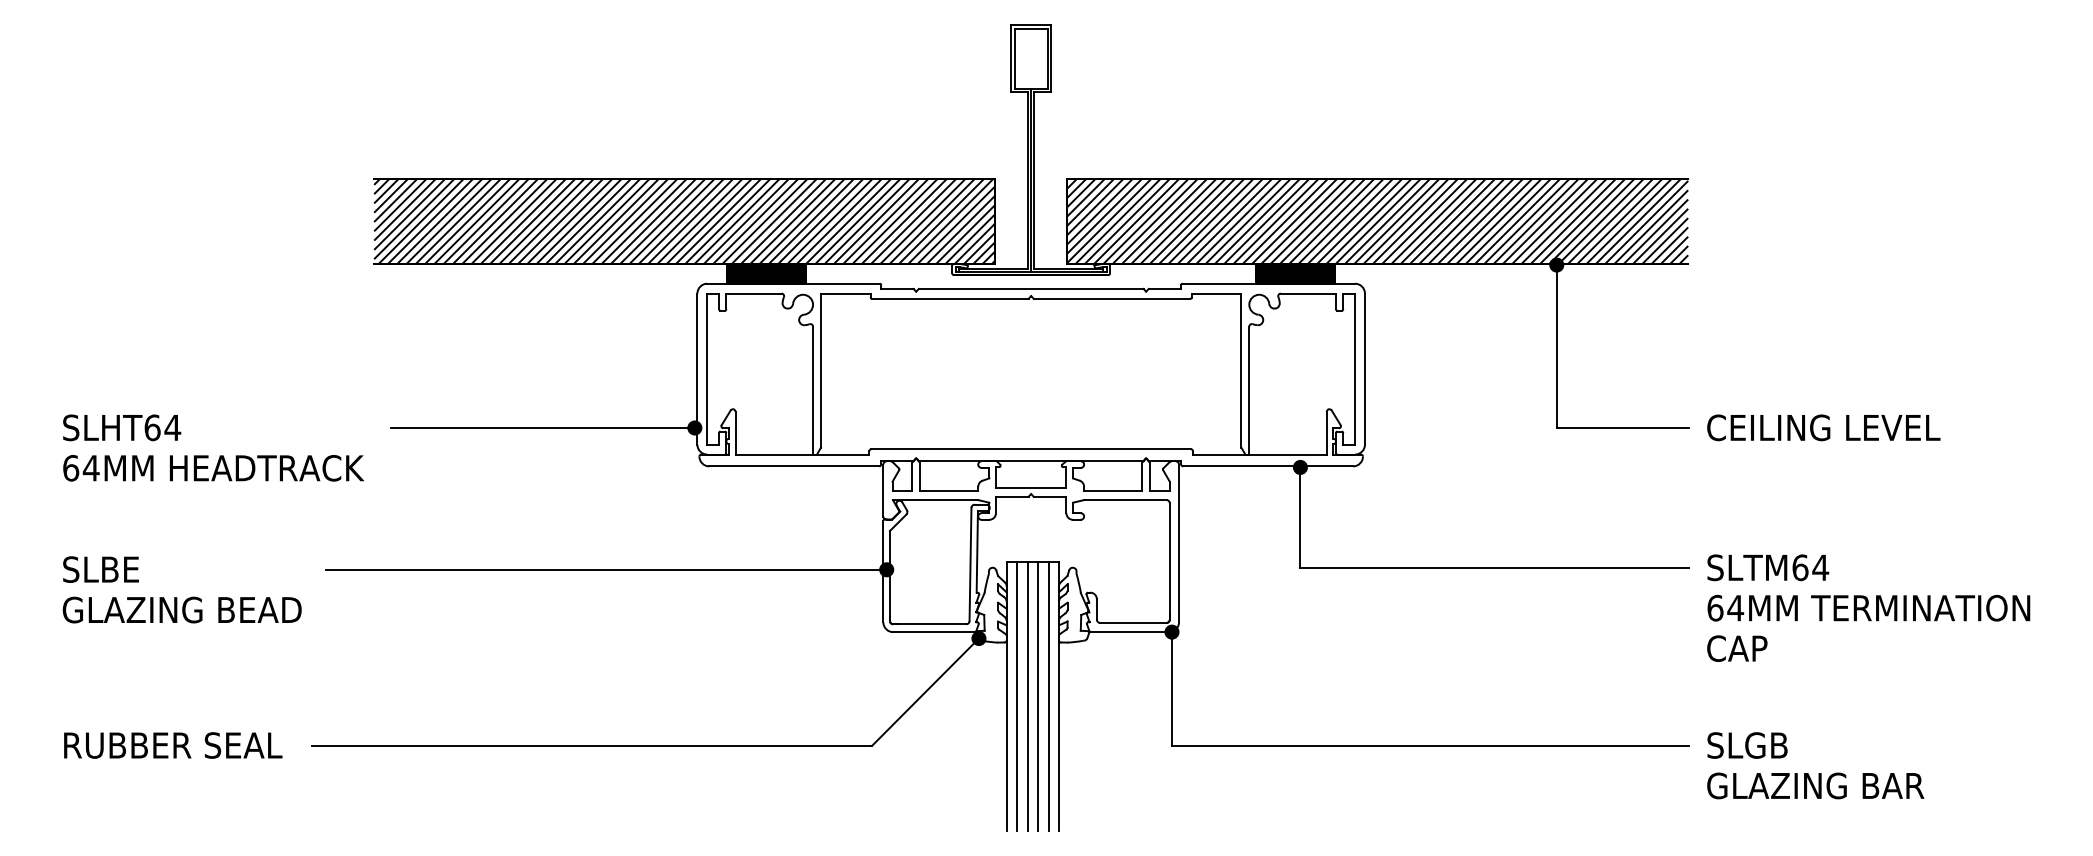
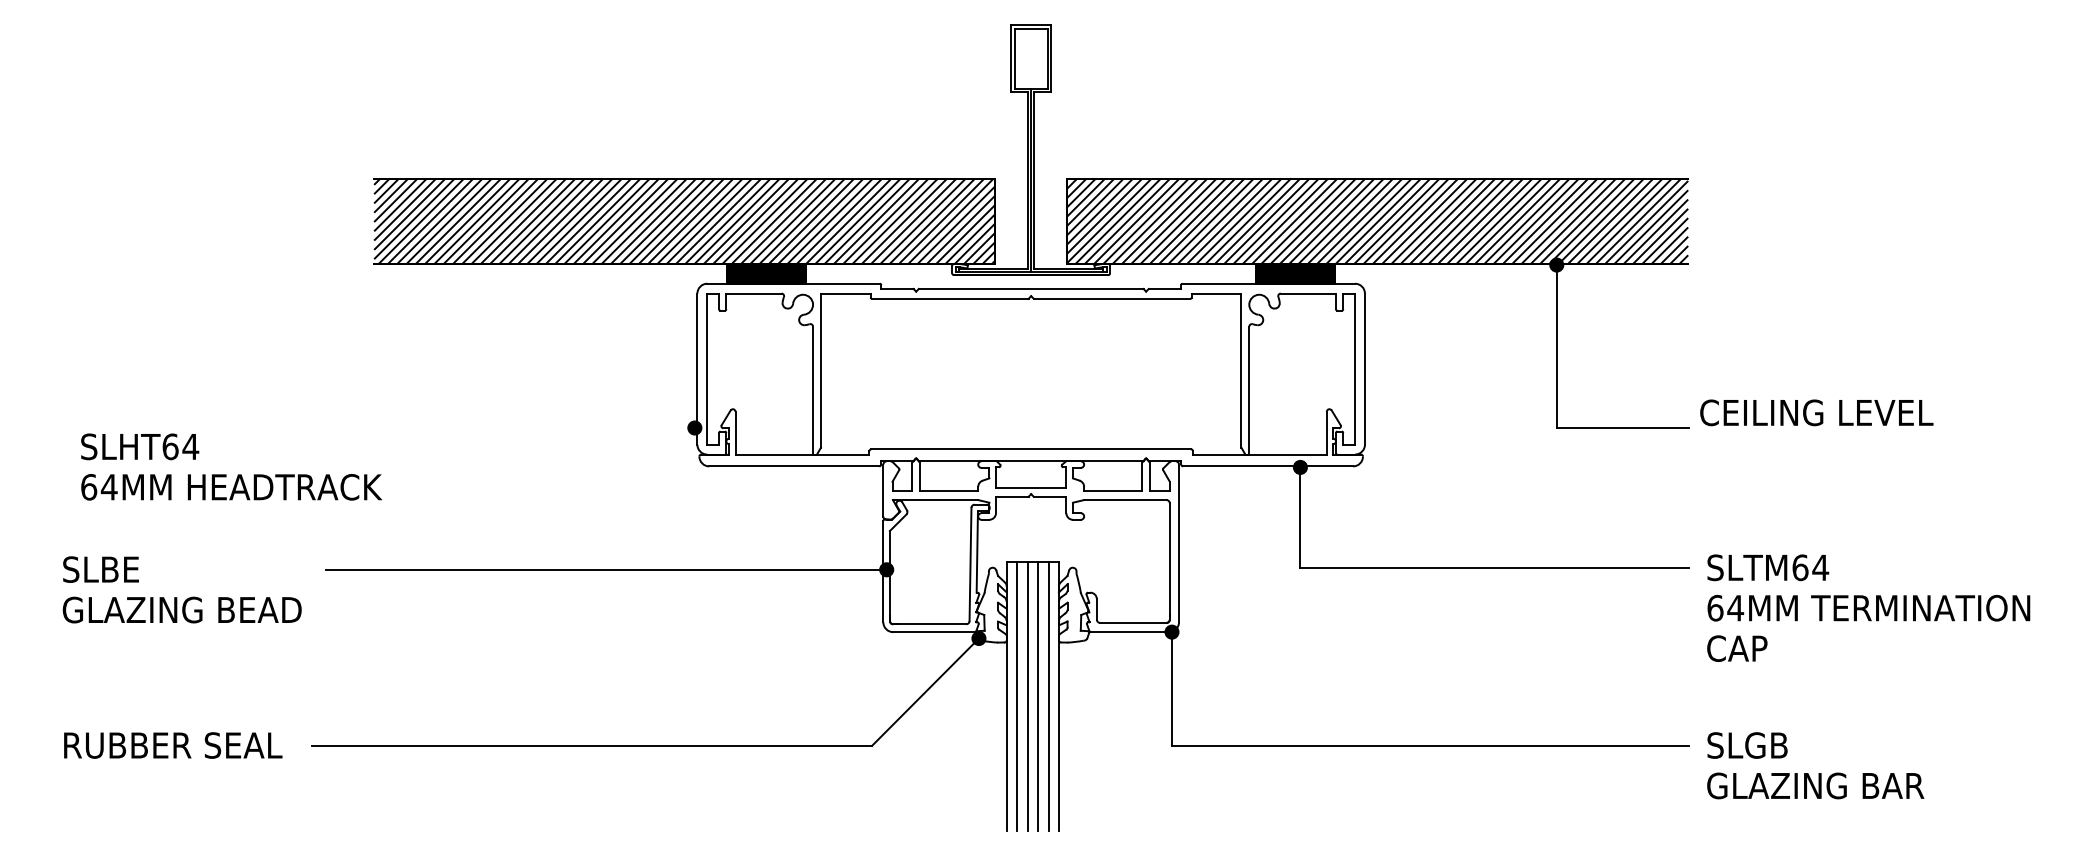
text position: (1823, 427) -> (1816, 412) (1816, 412)
line: present -> none (542, 428)
text position: (213, 447) -> (231, 466) (231, 466)
